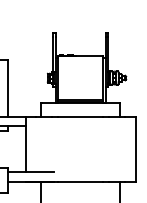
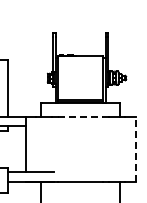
line: solid -> dashed (80, 116)
line: solid -> dashed (135, 148)
